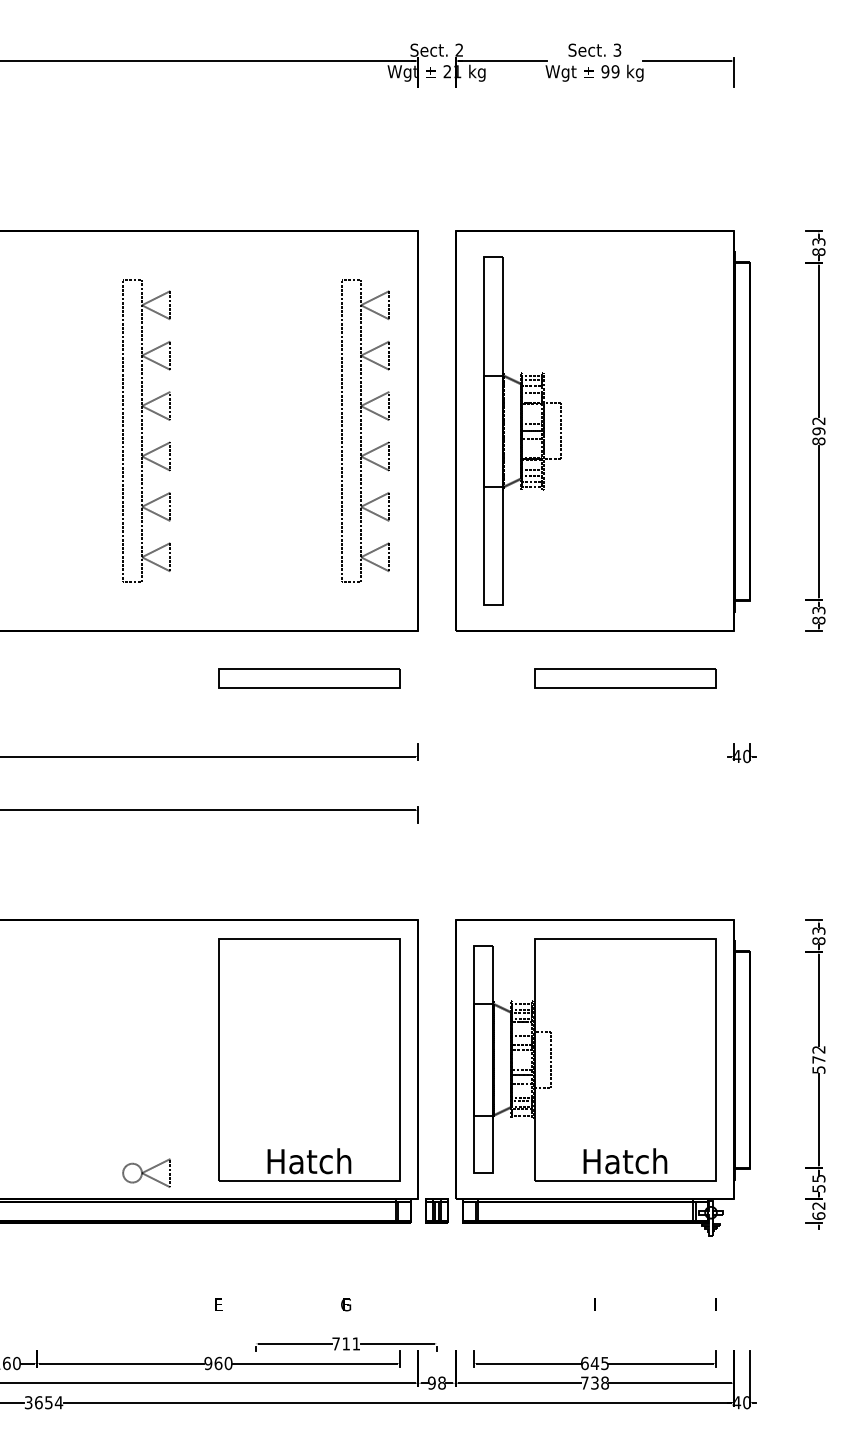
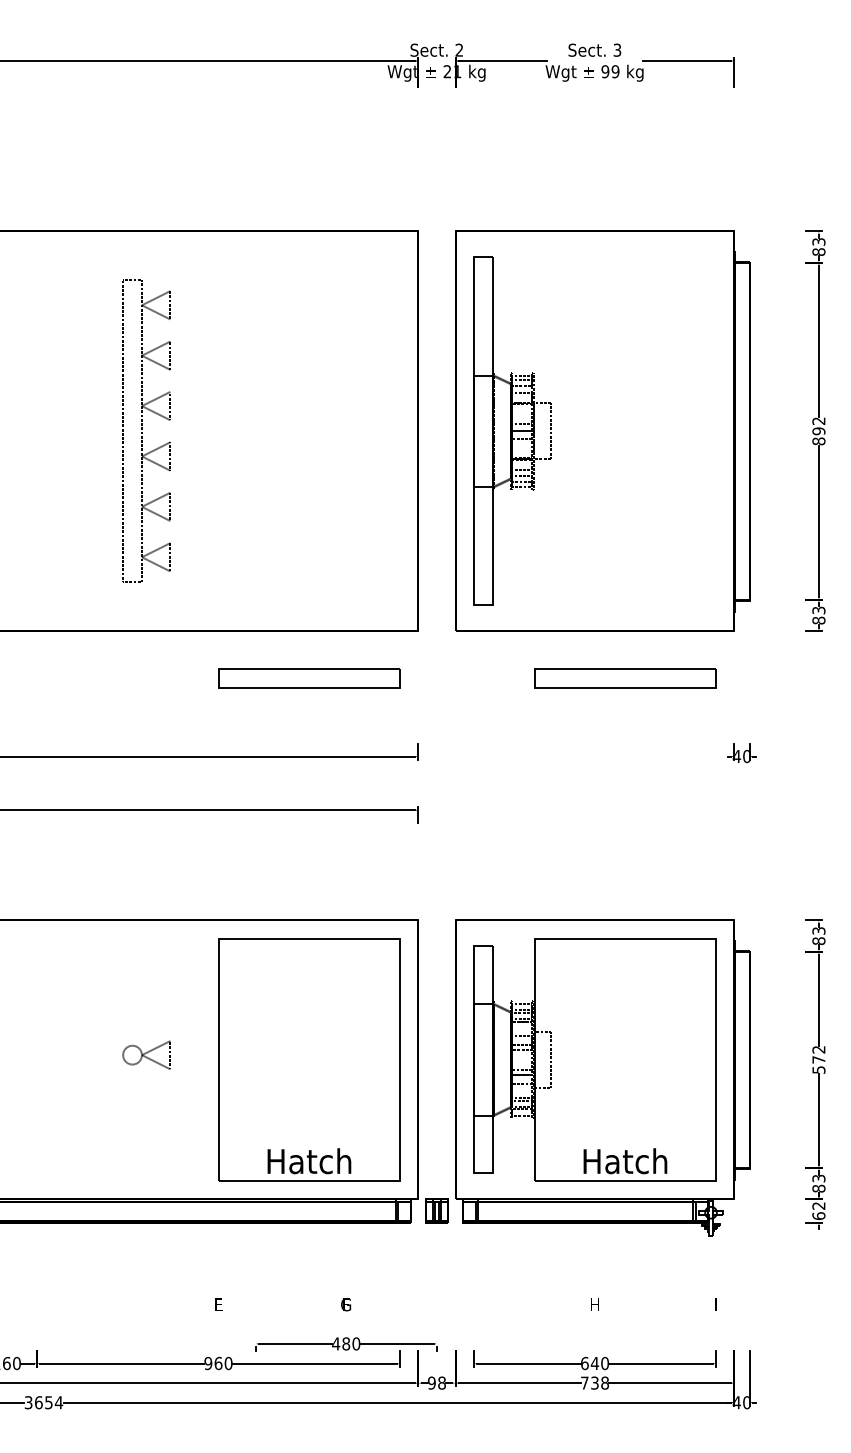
part: present -> none (365, 430)
part position: (522, 430) -> (512, 430) (512, 430)
part position: (146, 1172) -> (146, 1054) (146, 1054)
text: 55 -> 83 (818, 1183)
text: I -> H (594, 1304)
text: 711 -> 480 (345, 1343)
text: 645 -> 640 (604, 1363)
